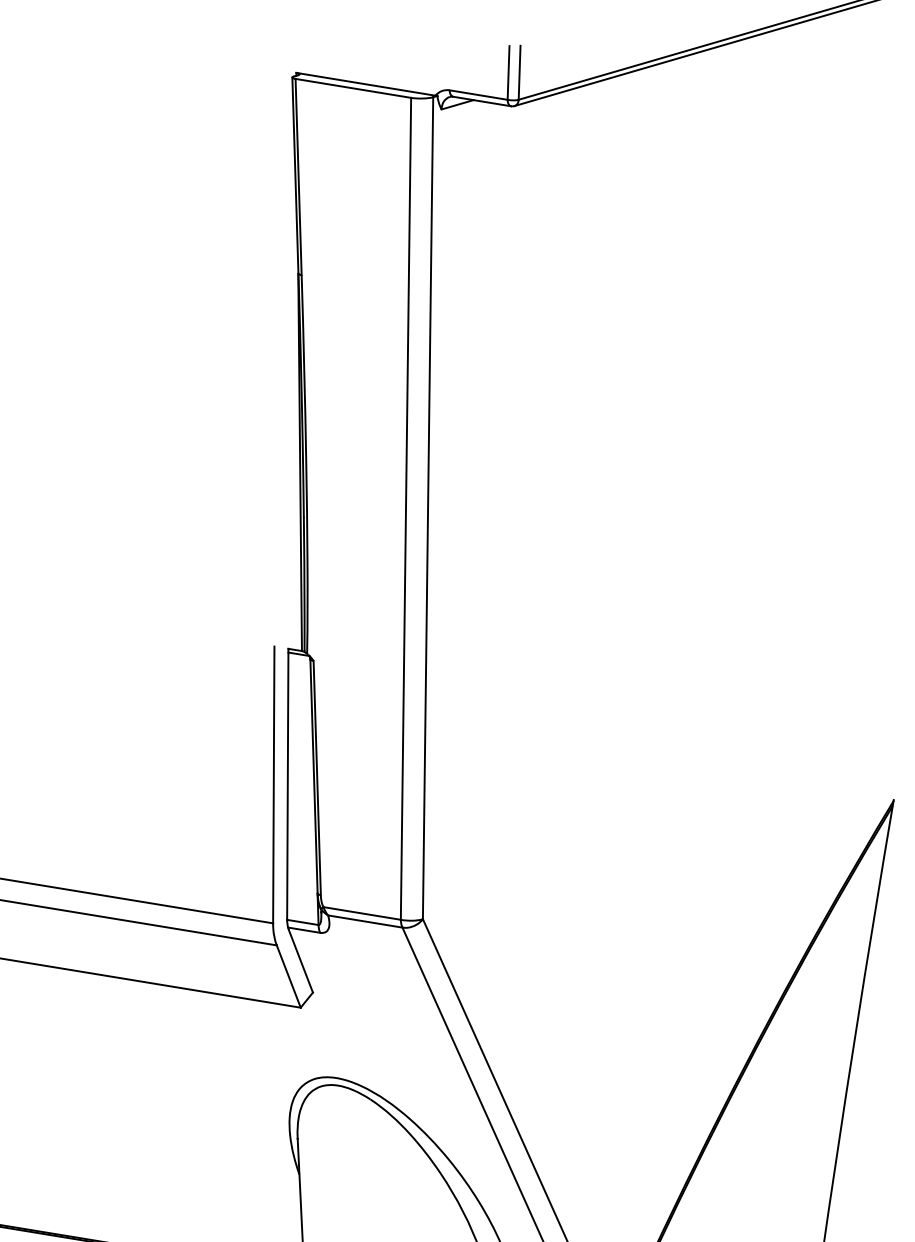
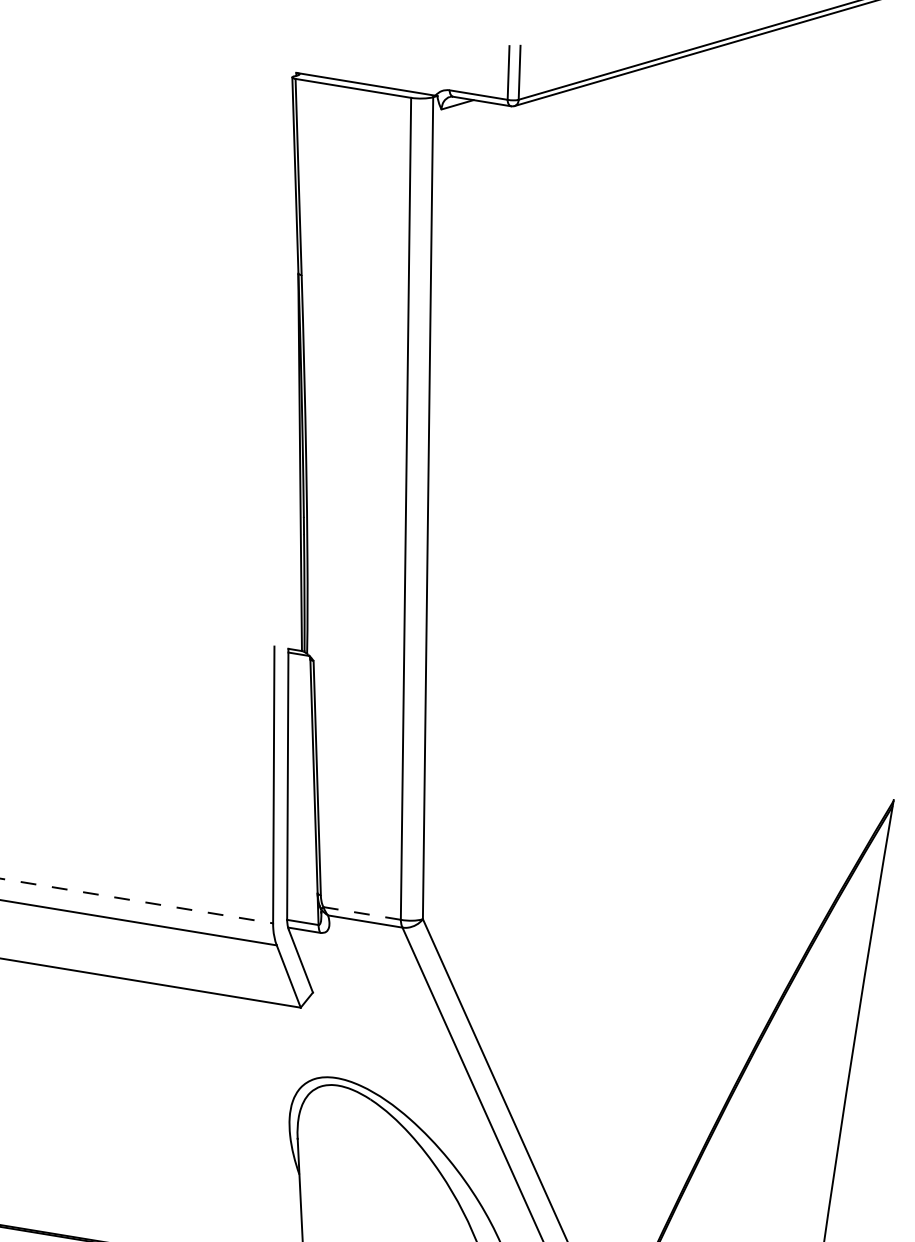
line: solid -> dashed (136, 901)
line: solid -> dashed (361, 913)
